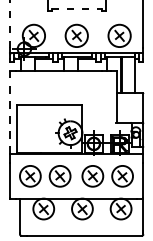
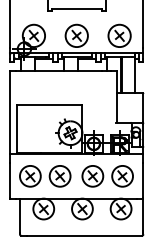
line: dashed -> solid (77, 8)
line: dashed -> solid (9, 23)
line: dashed -> solid (9, 112)
